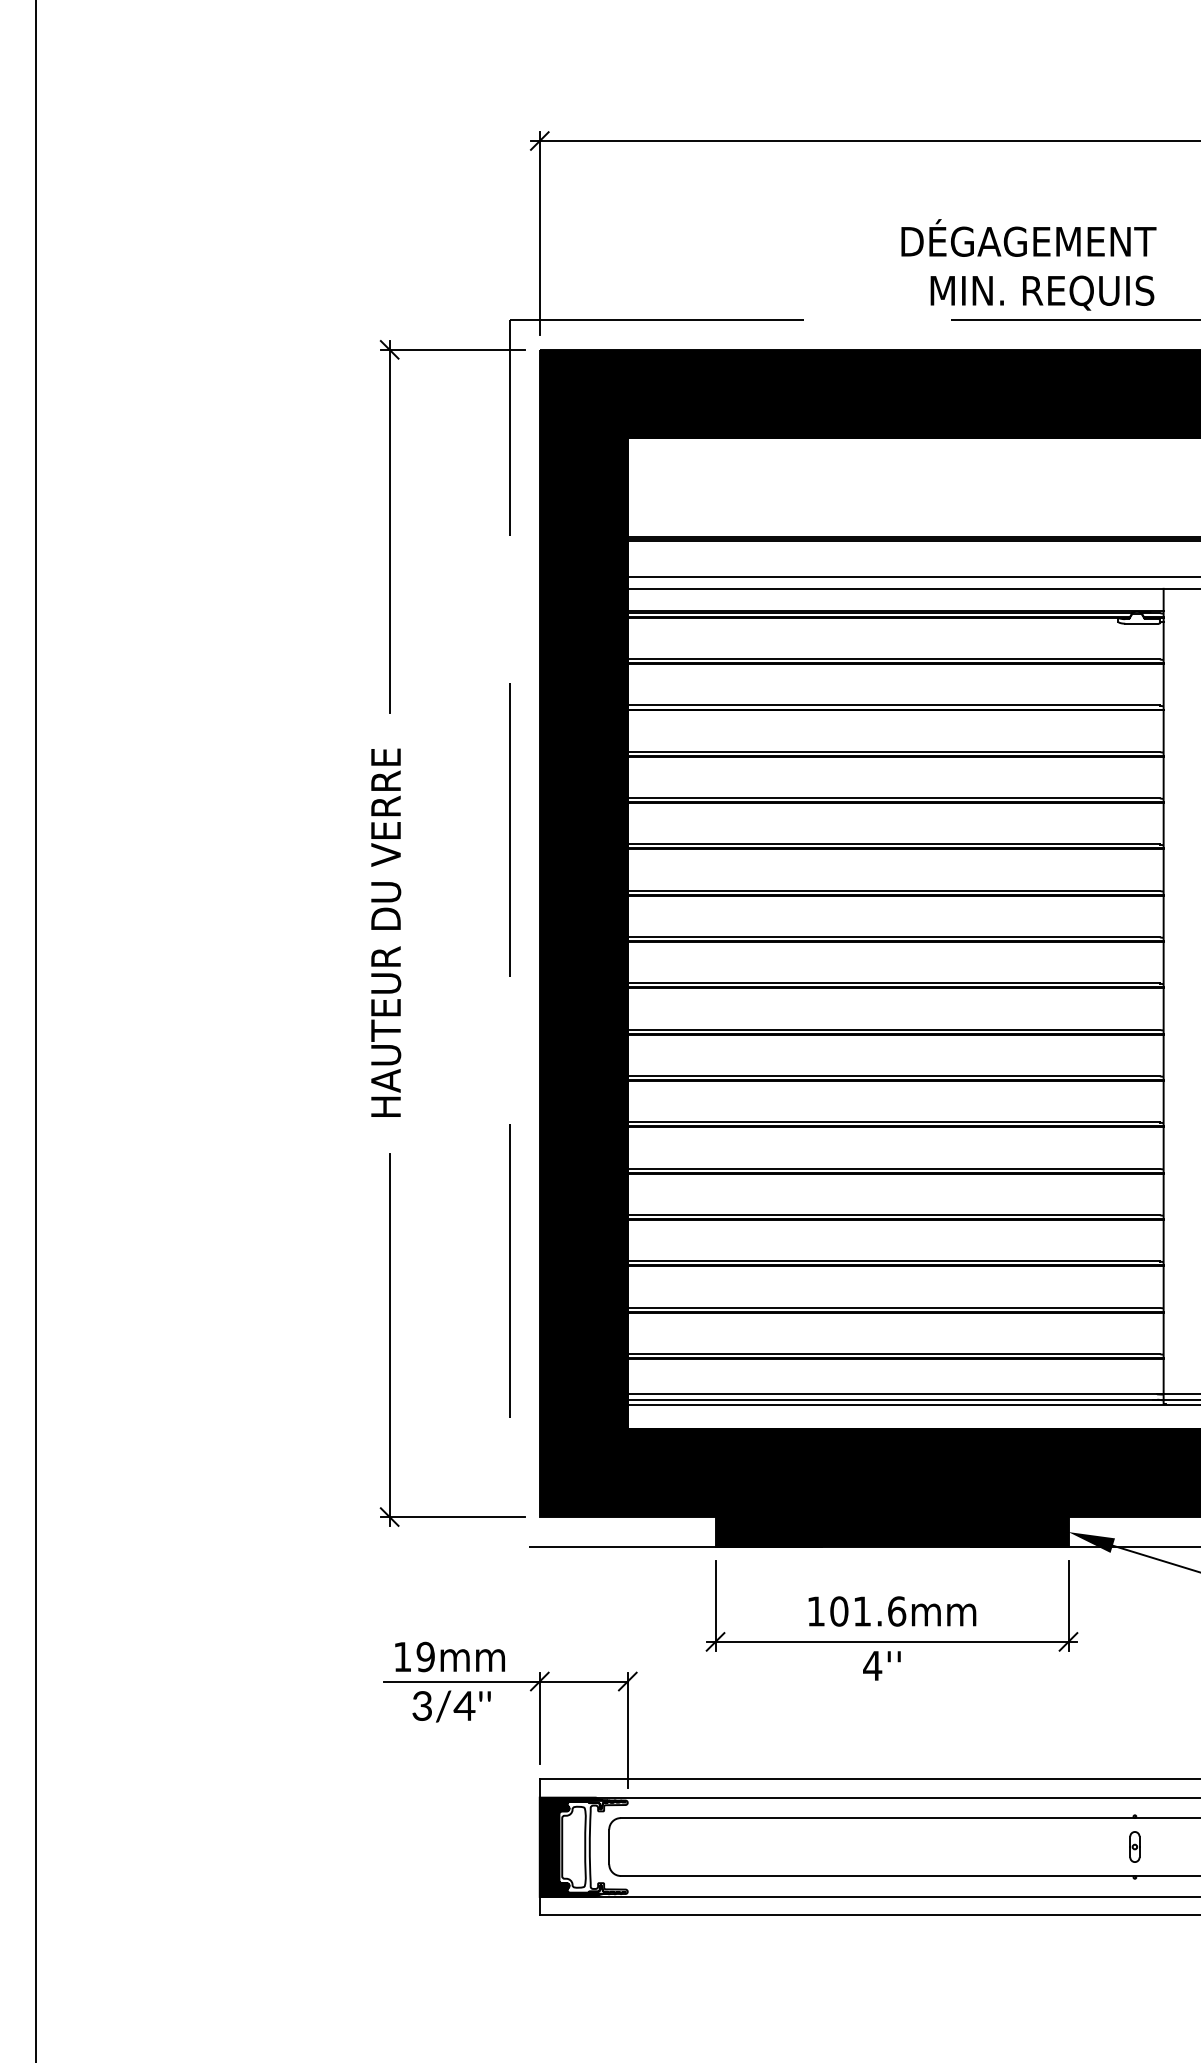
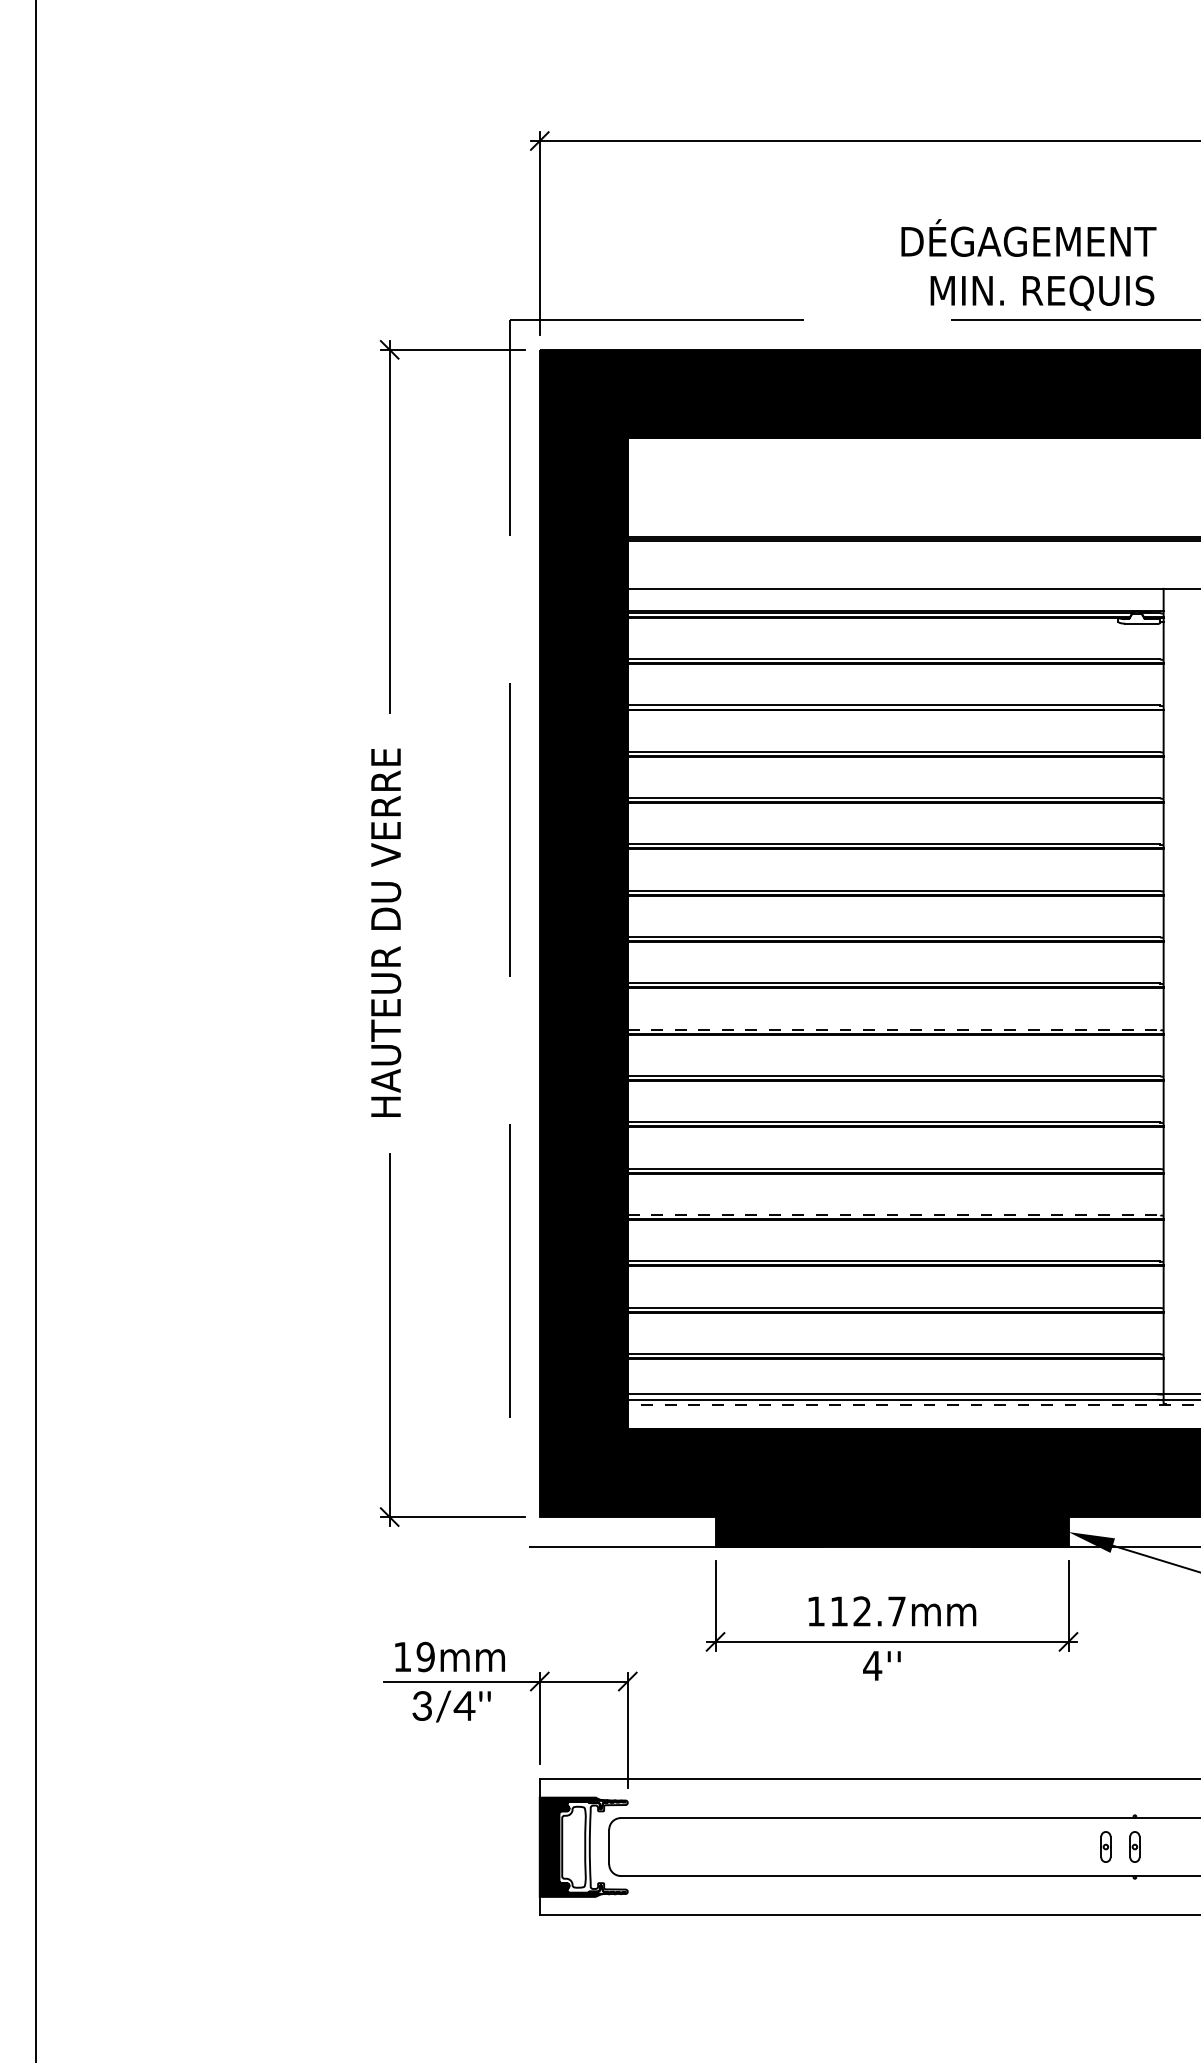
line: present -> none (912, 576)
line: solid -> dashed (894, 1029)
line: solid -> dashed (894, 1214)
line: solid -> dashed (913, 1405)
text: 101.6mm -> 112.7mm (868, 1611)
line: present -> none (868, 1797)
part: none -> present (1105, 1846)
line: present -> none (868, 1896)
